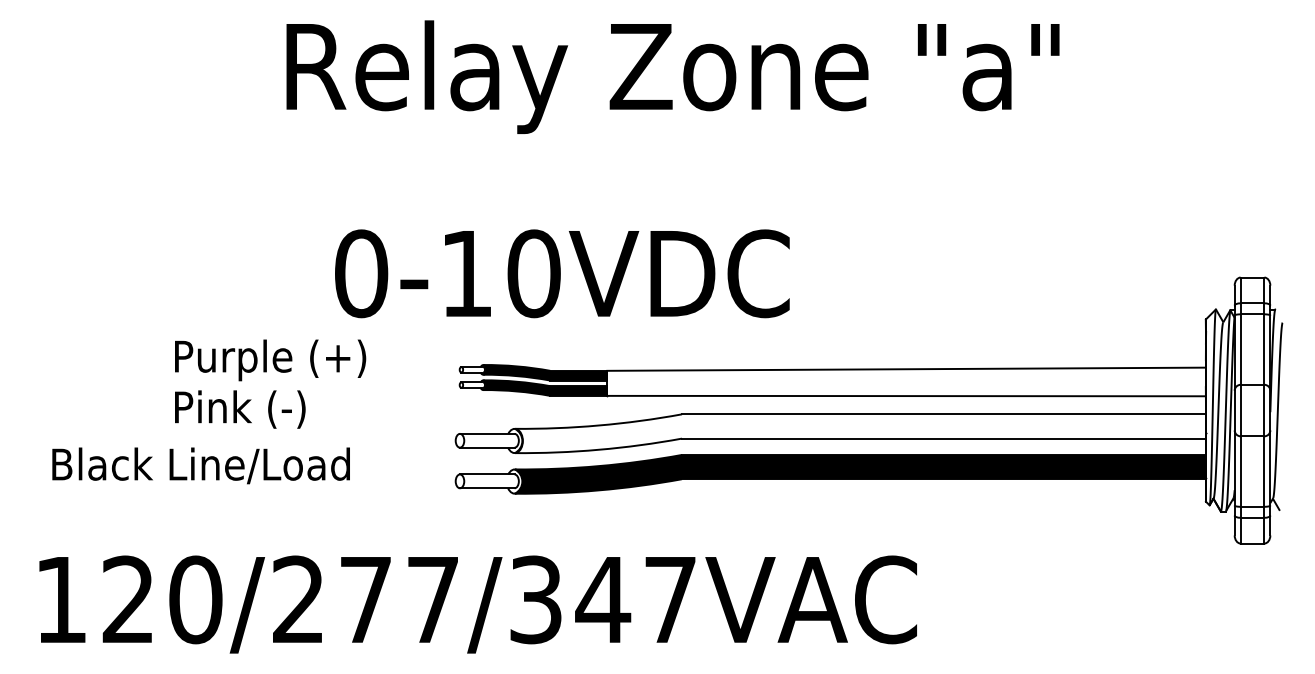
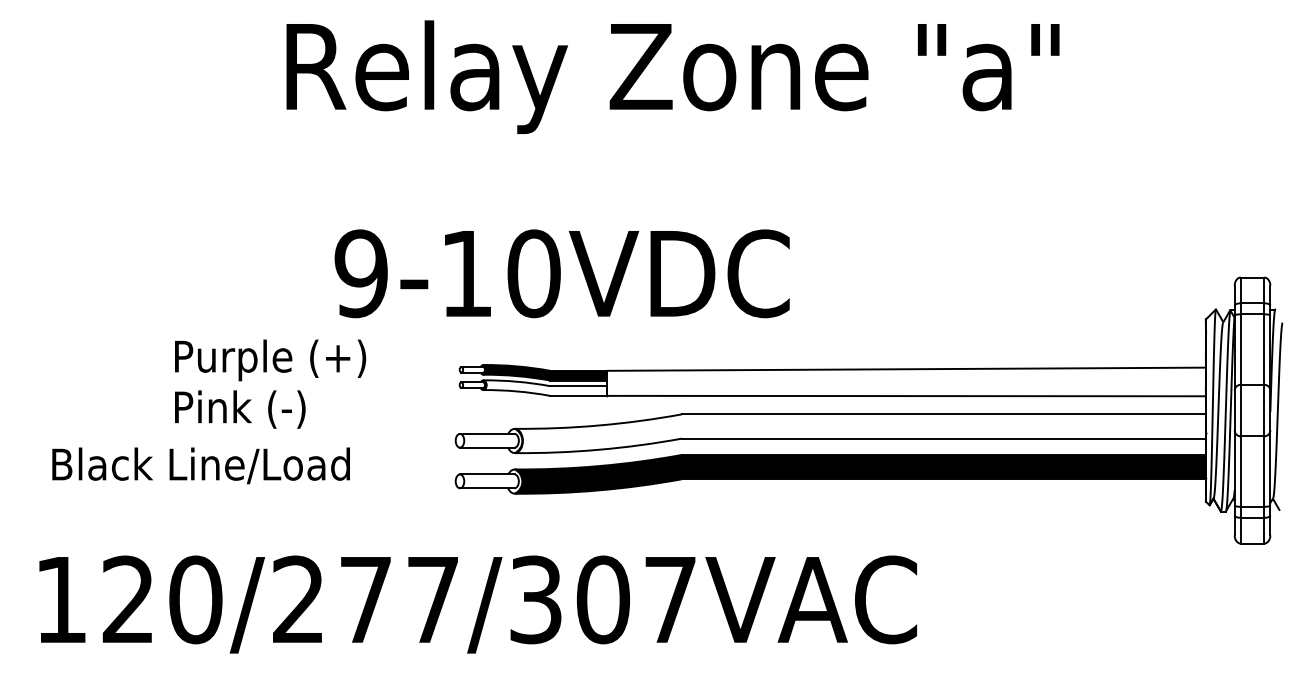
text: 0-10VDC -> 9-10VDC (361, 273)
fill: present -> none (545, 387)
text: 120/277/347VAC -> 120/277/307VAC (603, 599)
